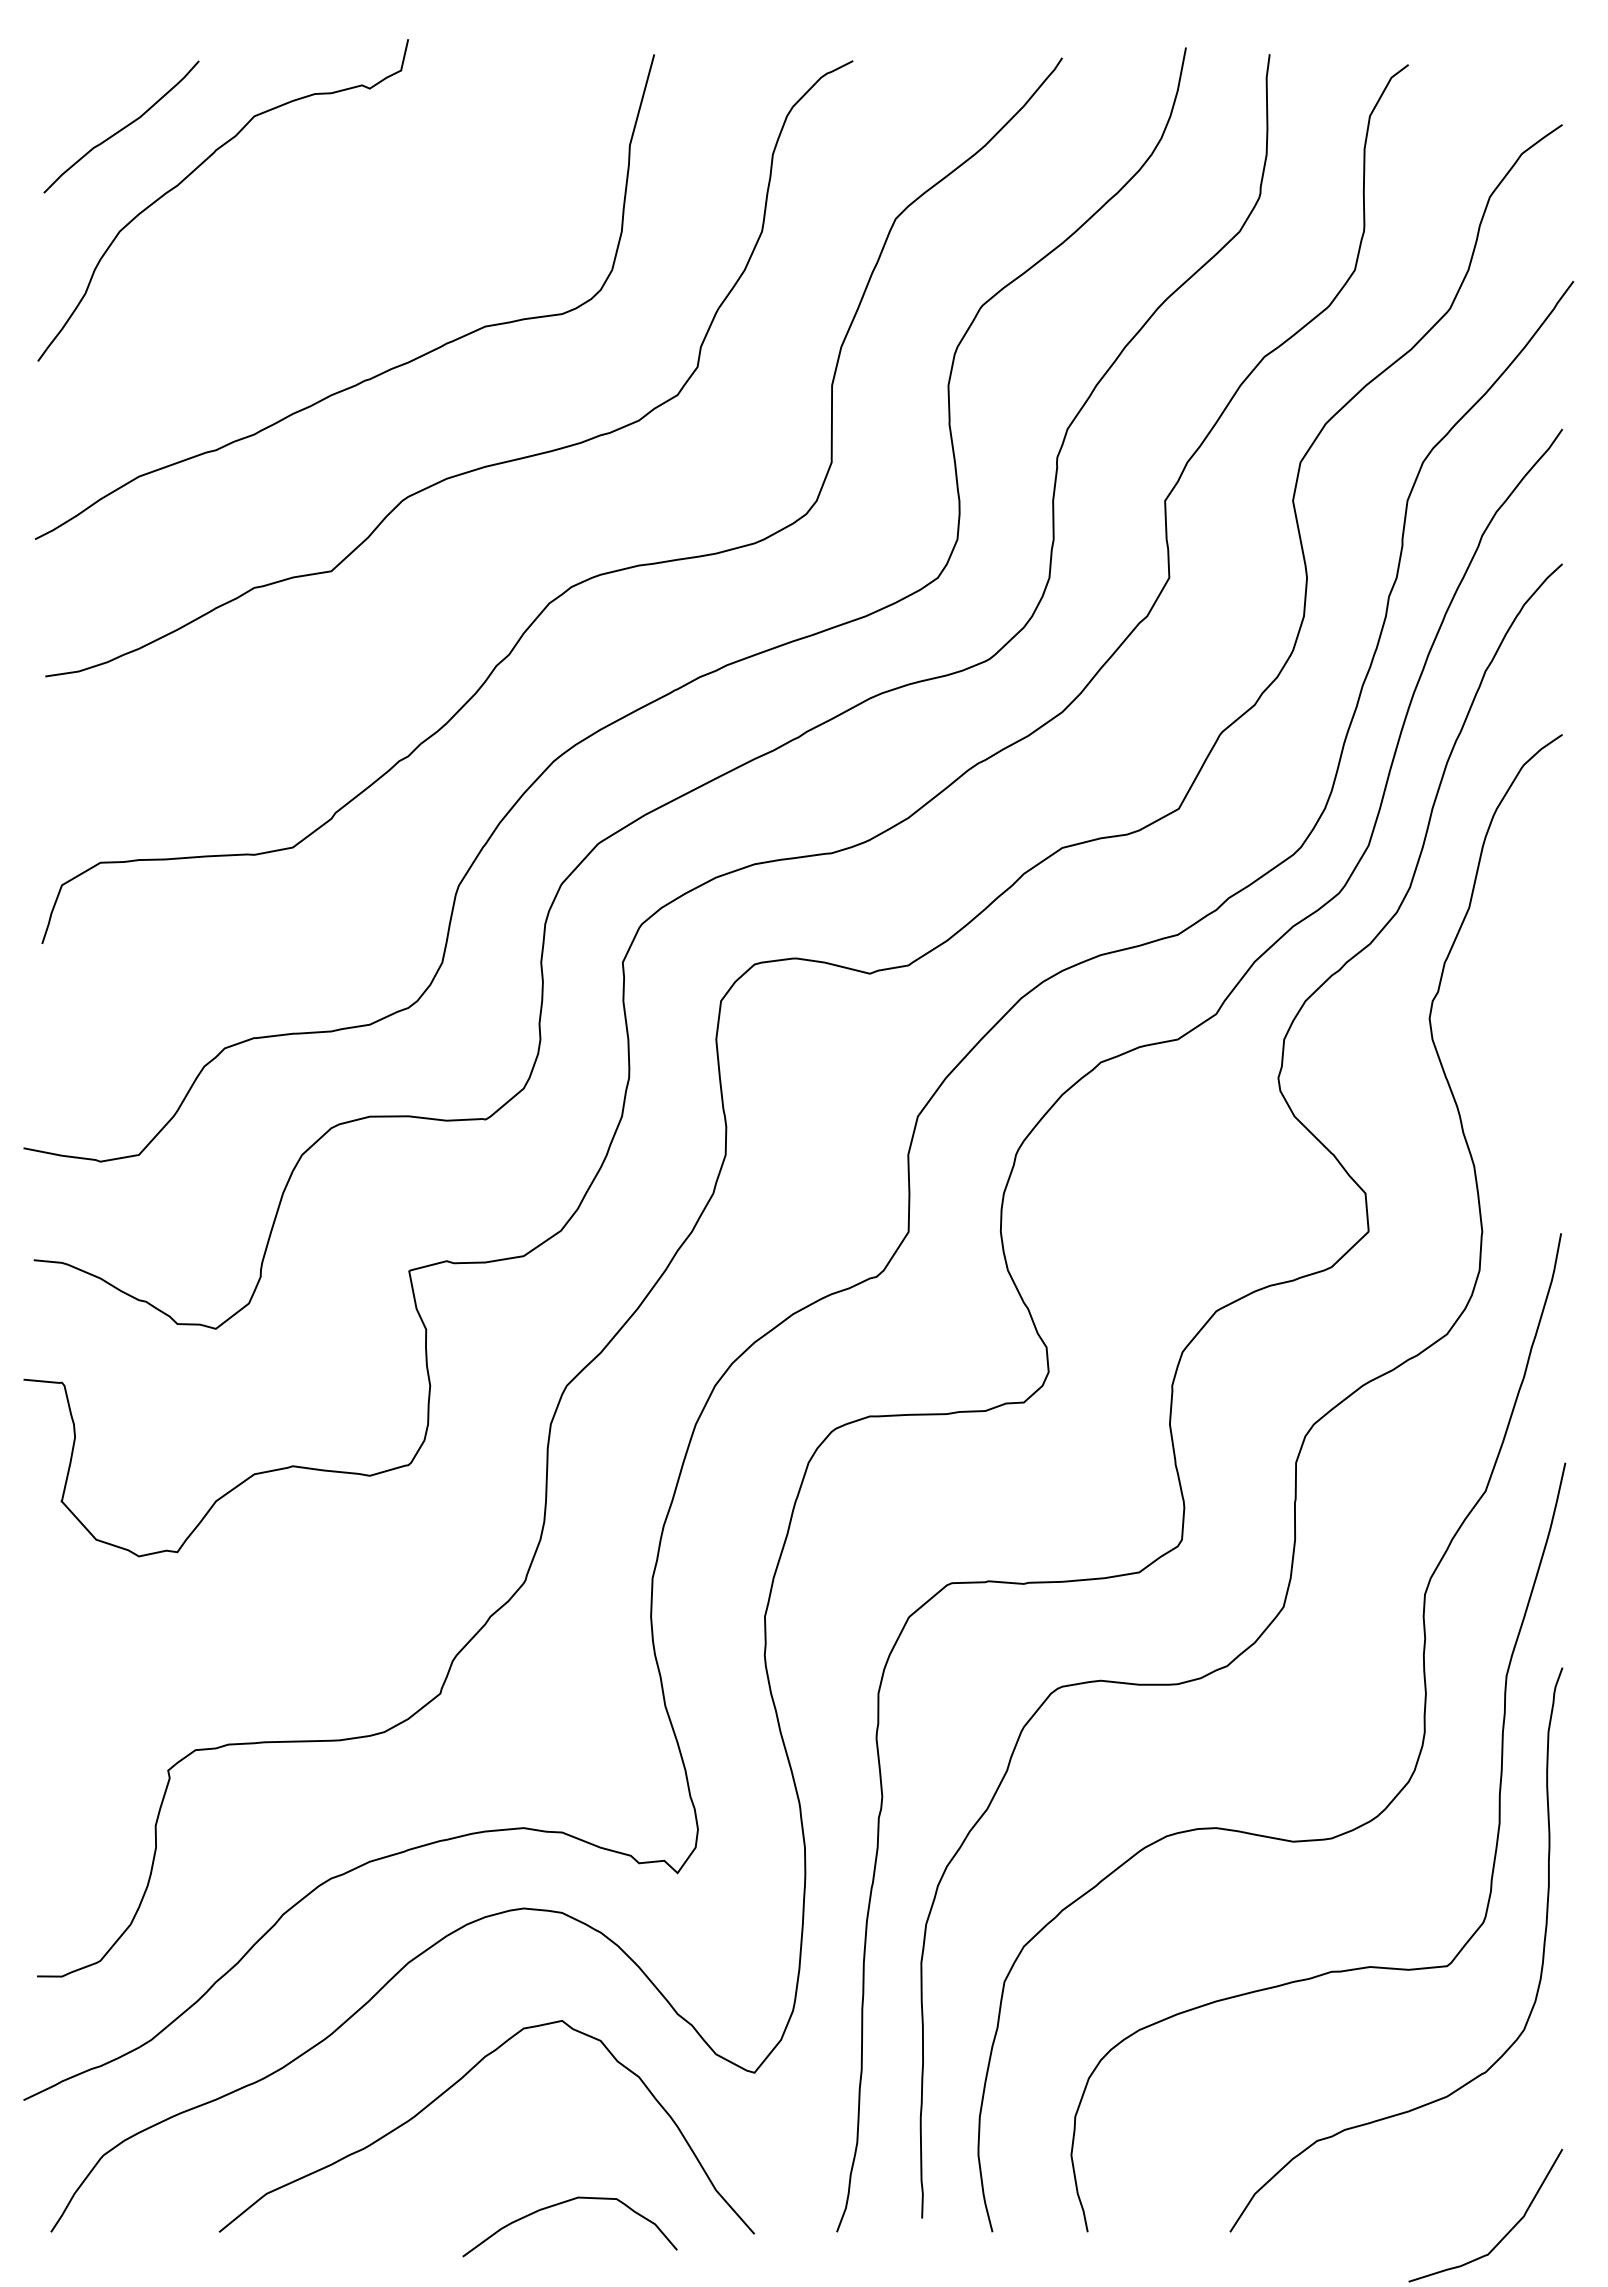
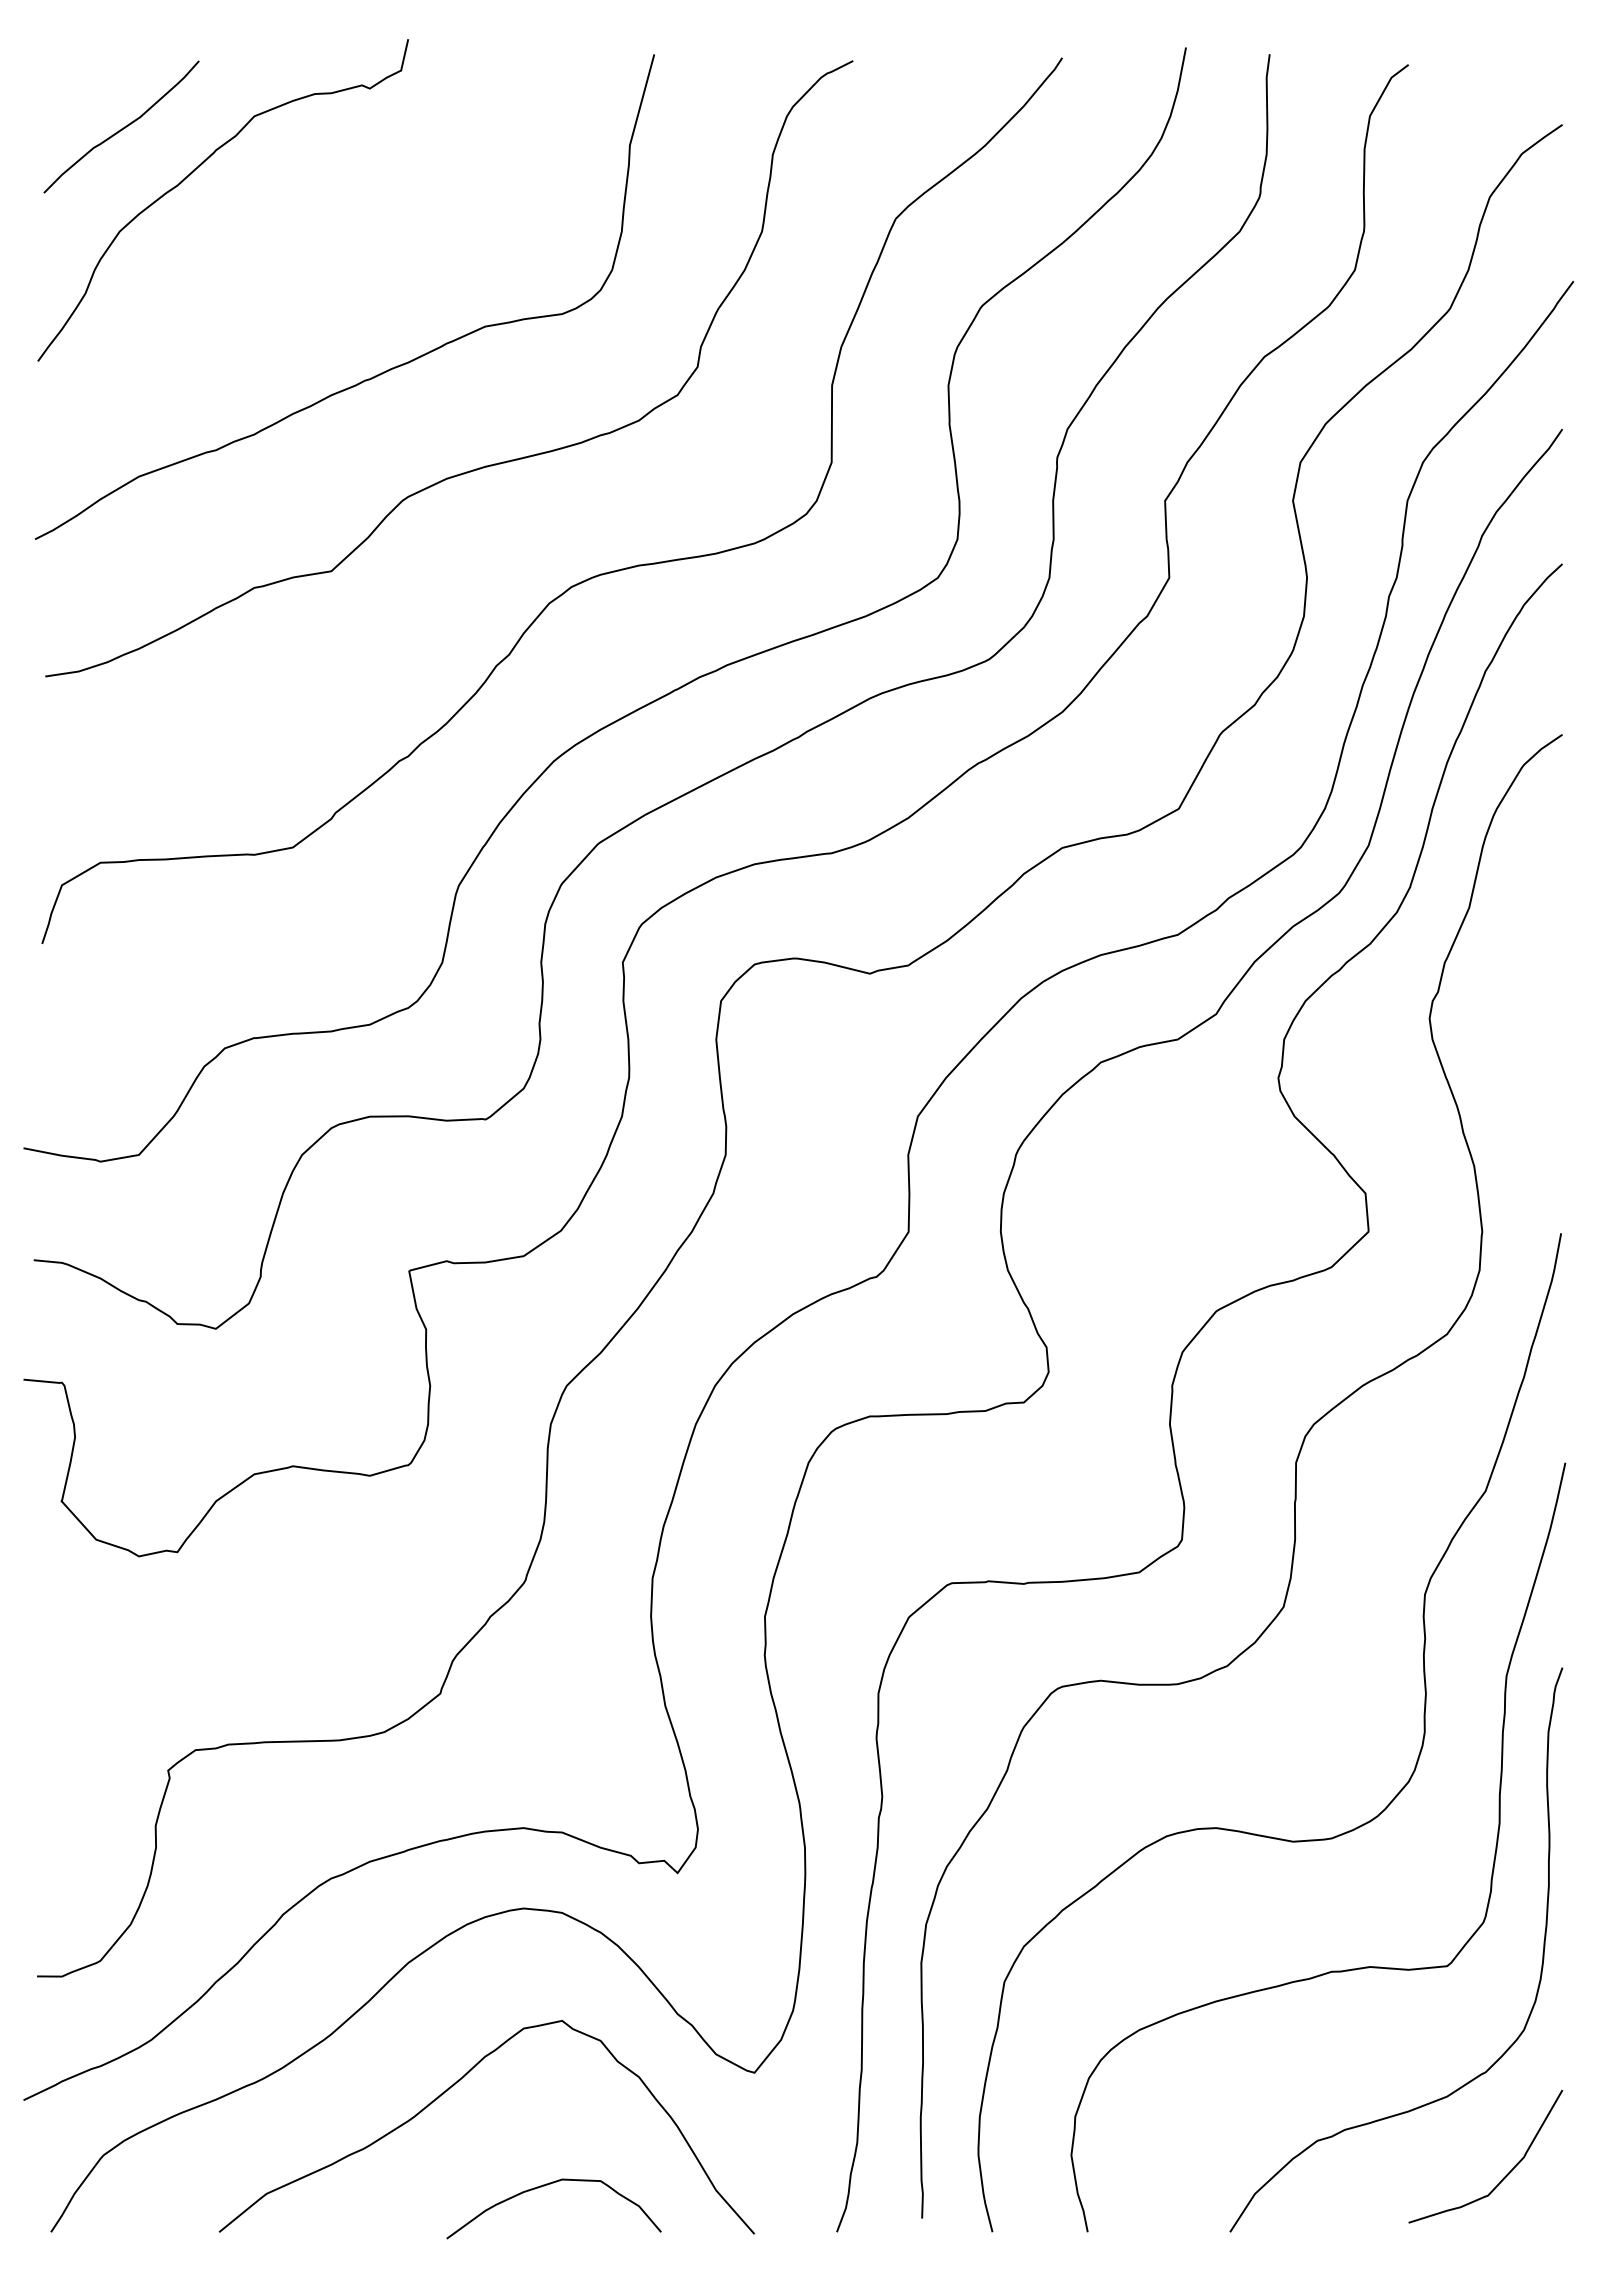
curve position: (563, 2203) -> (547, 2185) (547, 2185)
curve position: (1505, 2234) -> (1505, 2175) (1505, 2175)
